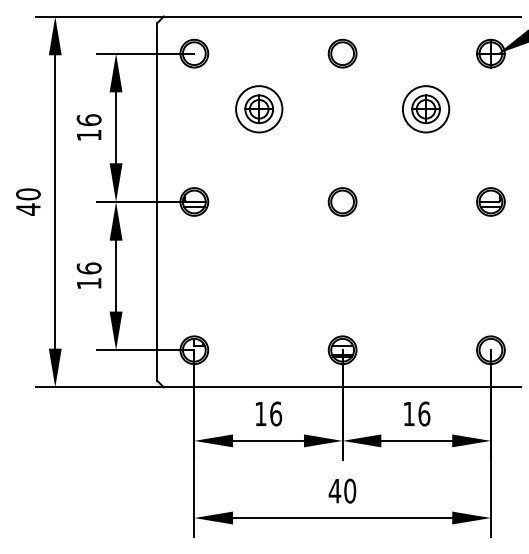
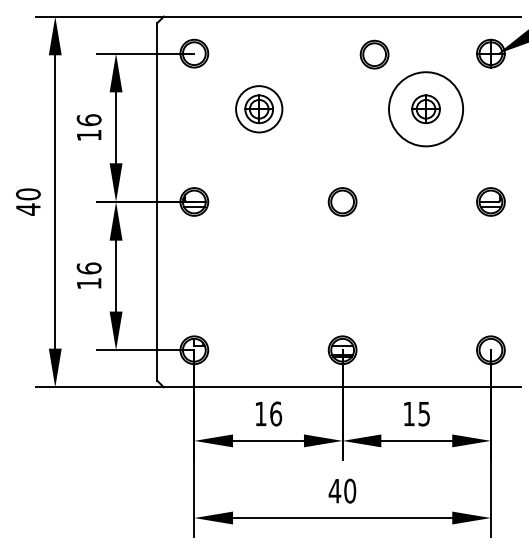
part position: (342, 53) -> (374, 54) (374, 54)
circle diameter: 46 px -> 74 px (425, 109)
text: 16 -> 15 (424, 413)
